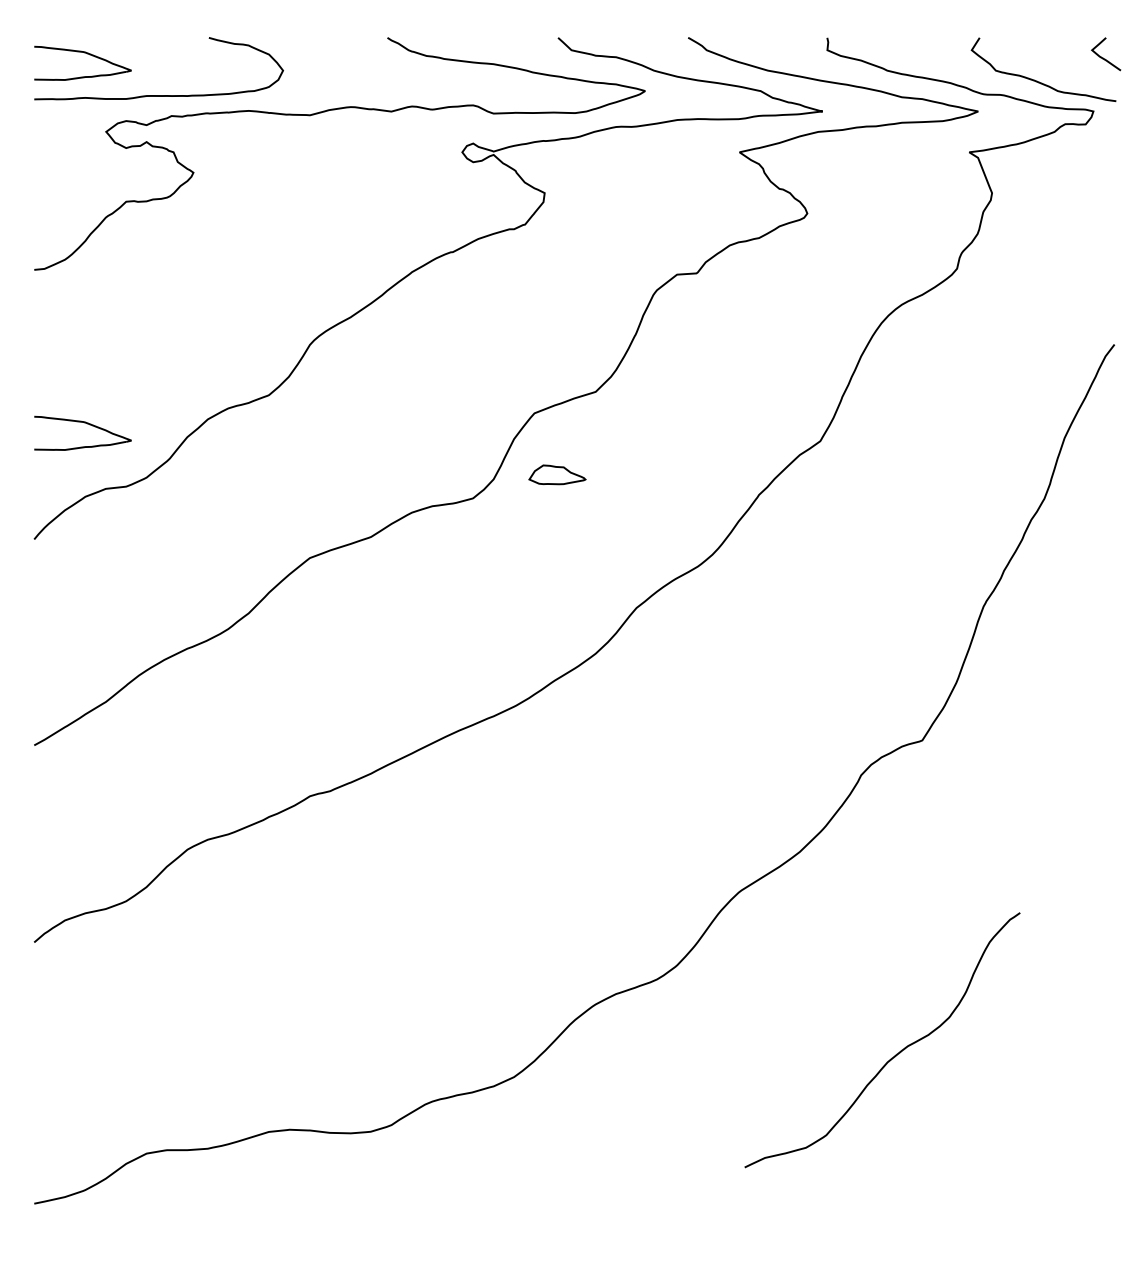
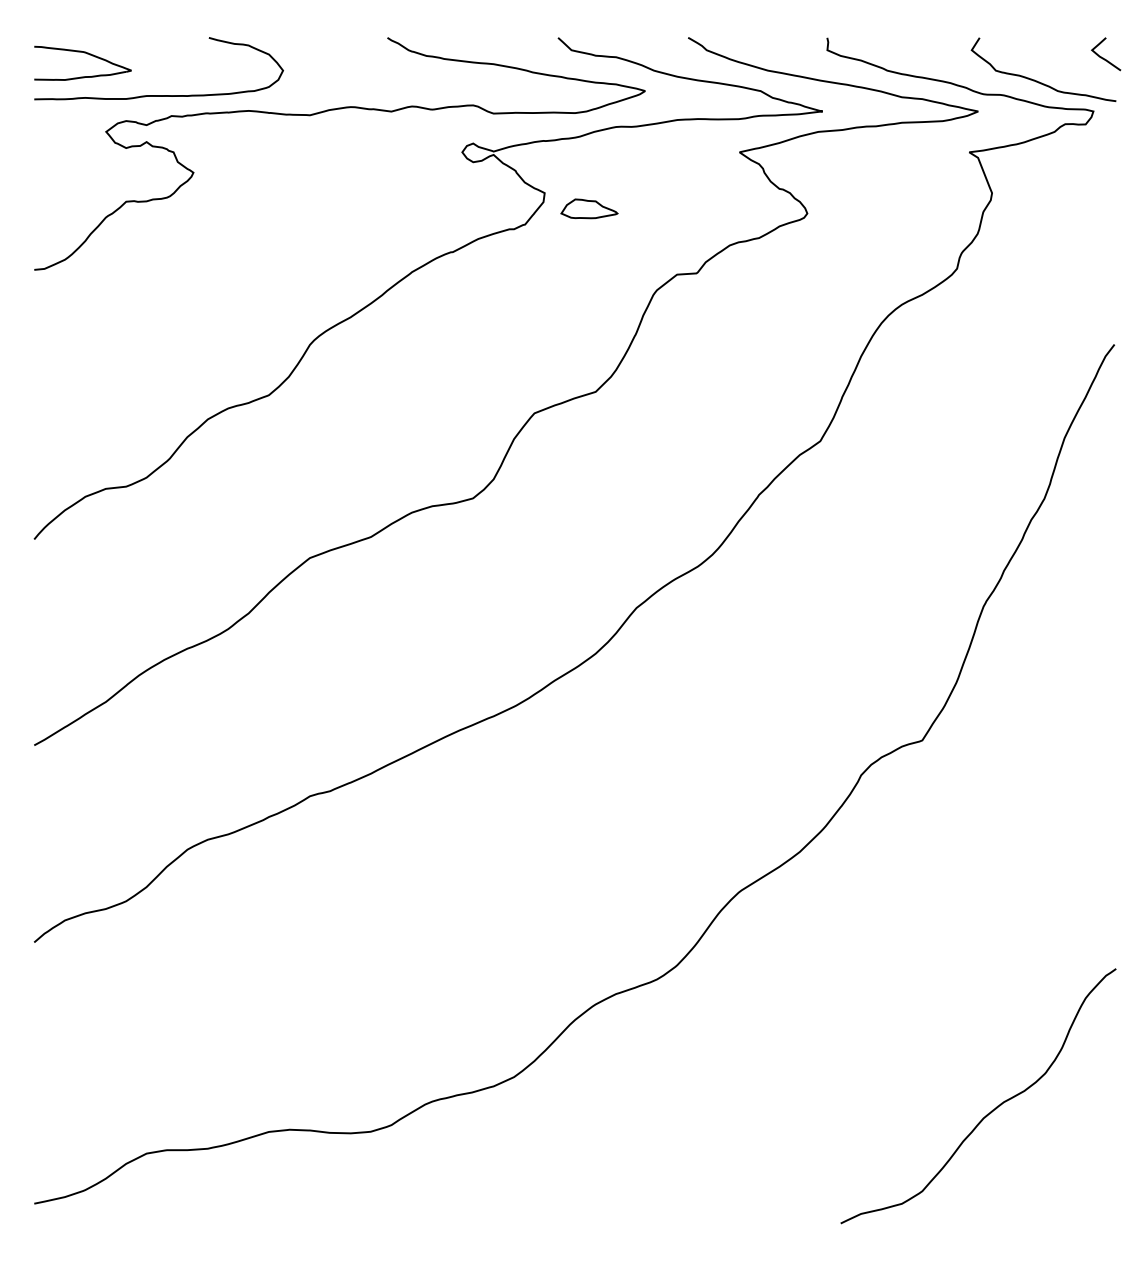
part: present -> none (84, 423)
part position: (557, 474) -> (589, 208) (589, 208)
curve position: (896, 1053) -> (992, 1109) (992, 1109)
